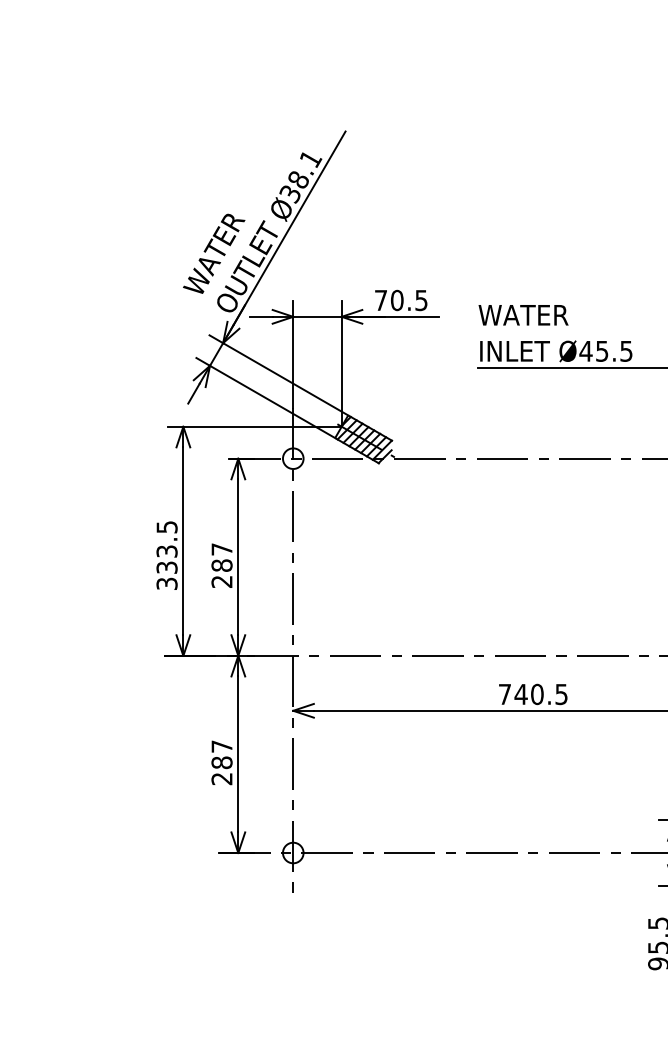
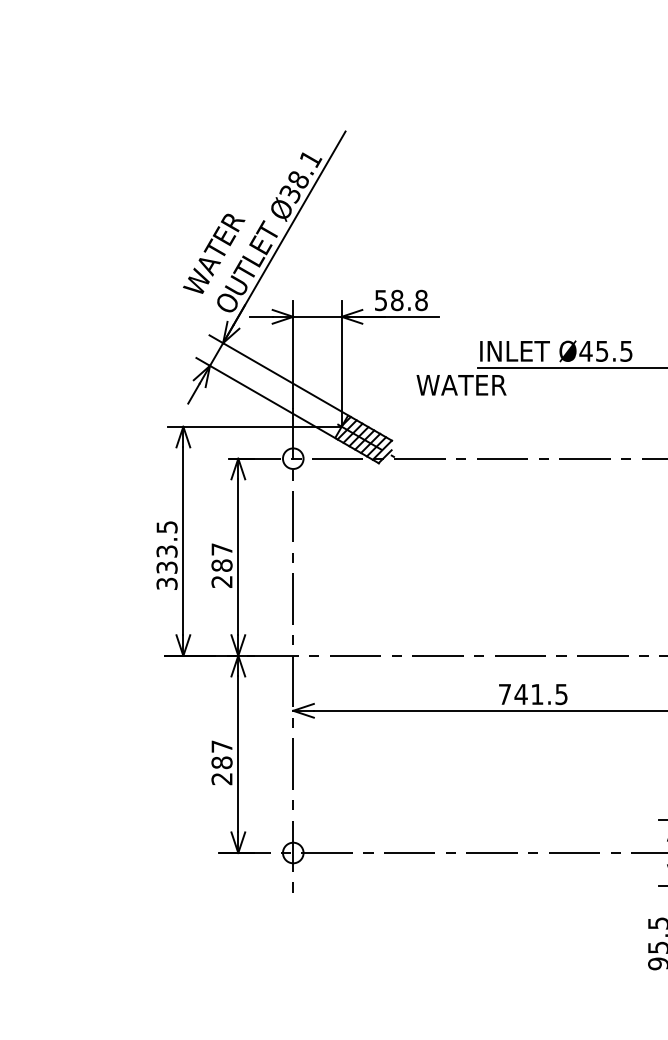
text: 70.5 -> 58.8 (401, 300)
text position: (523, 315) -> (461, 385) (461, 385)
text: 740.5 -> 741.5 (537, 694)
